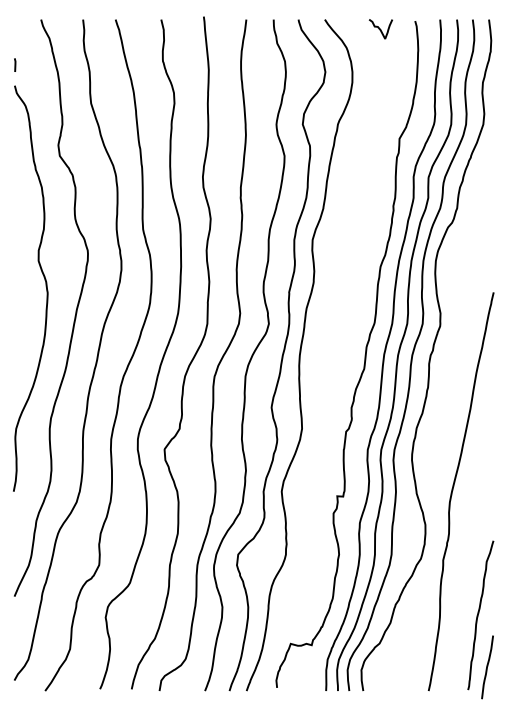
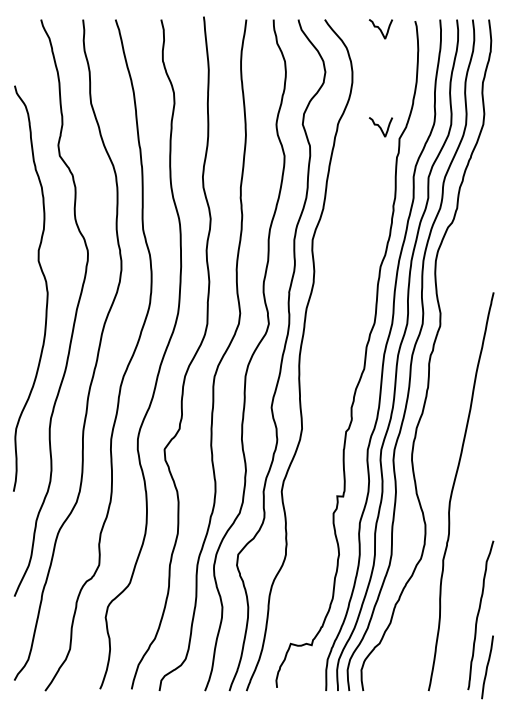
line: present -> none (15, 64)
curve: none -> present (380, 127)
